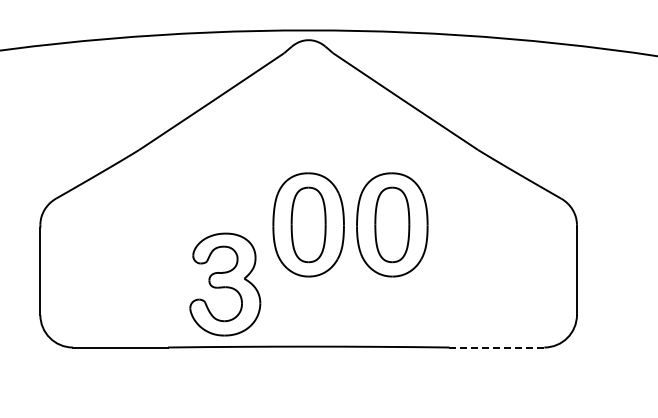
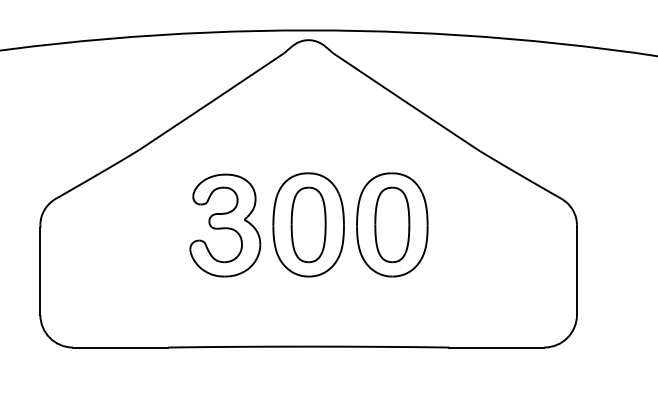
part position: (225, 284) -> (225, 225) (225, 225)
line: dashed -> solid (496, 347)
